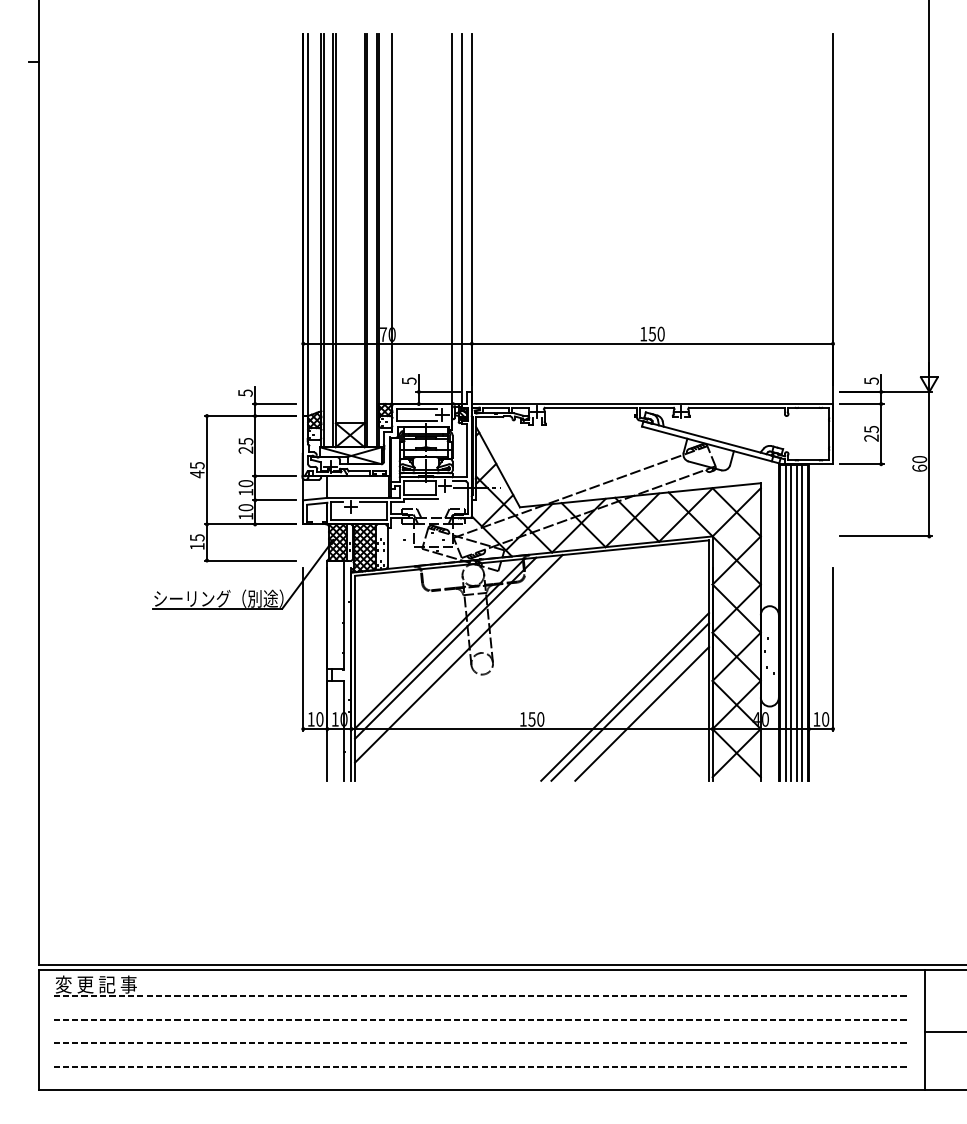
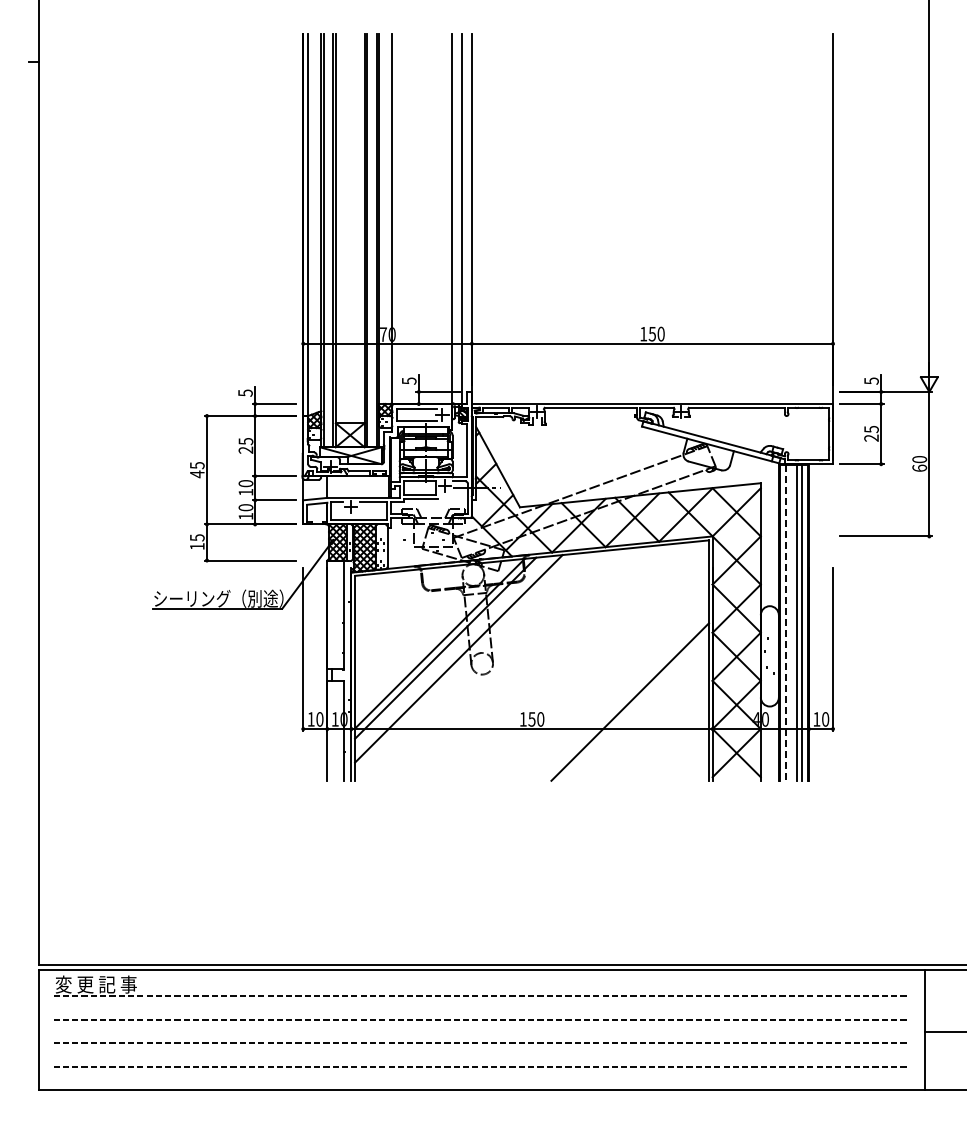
line: present -> none (791, 622)
line: solid -> dashed (785, 623)
line: present -> none (625, 696)
line: present -> none (642, 713)
